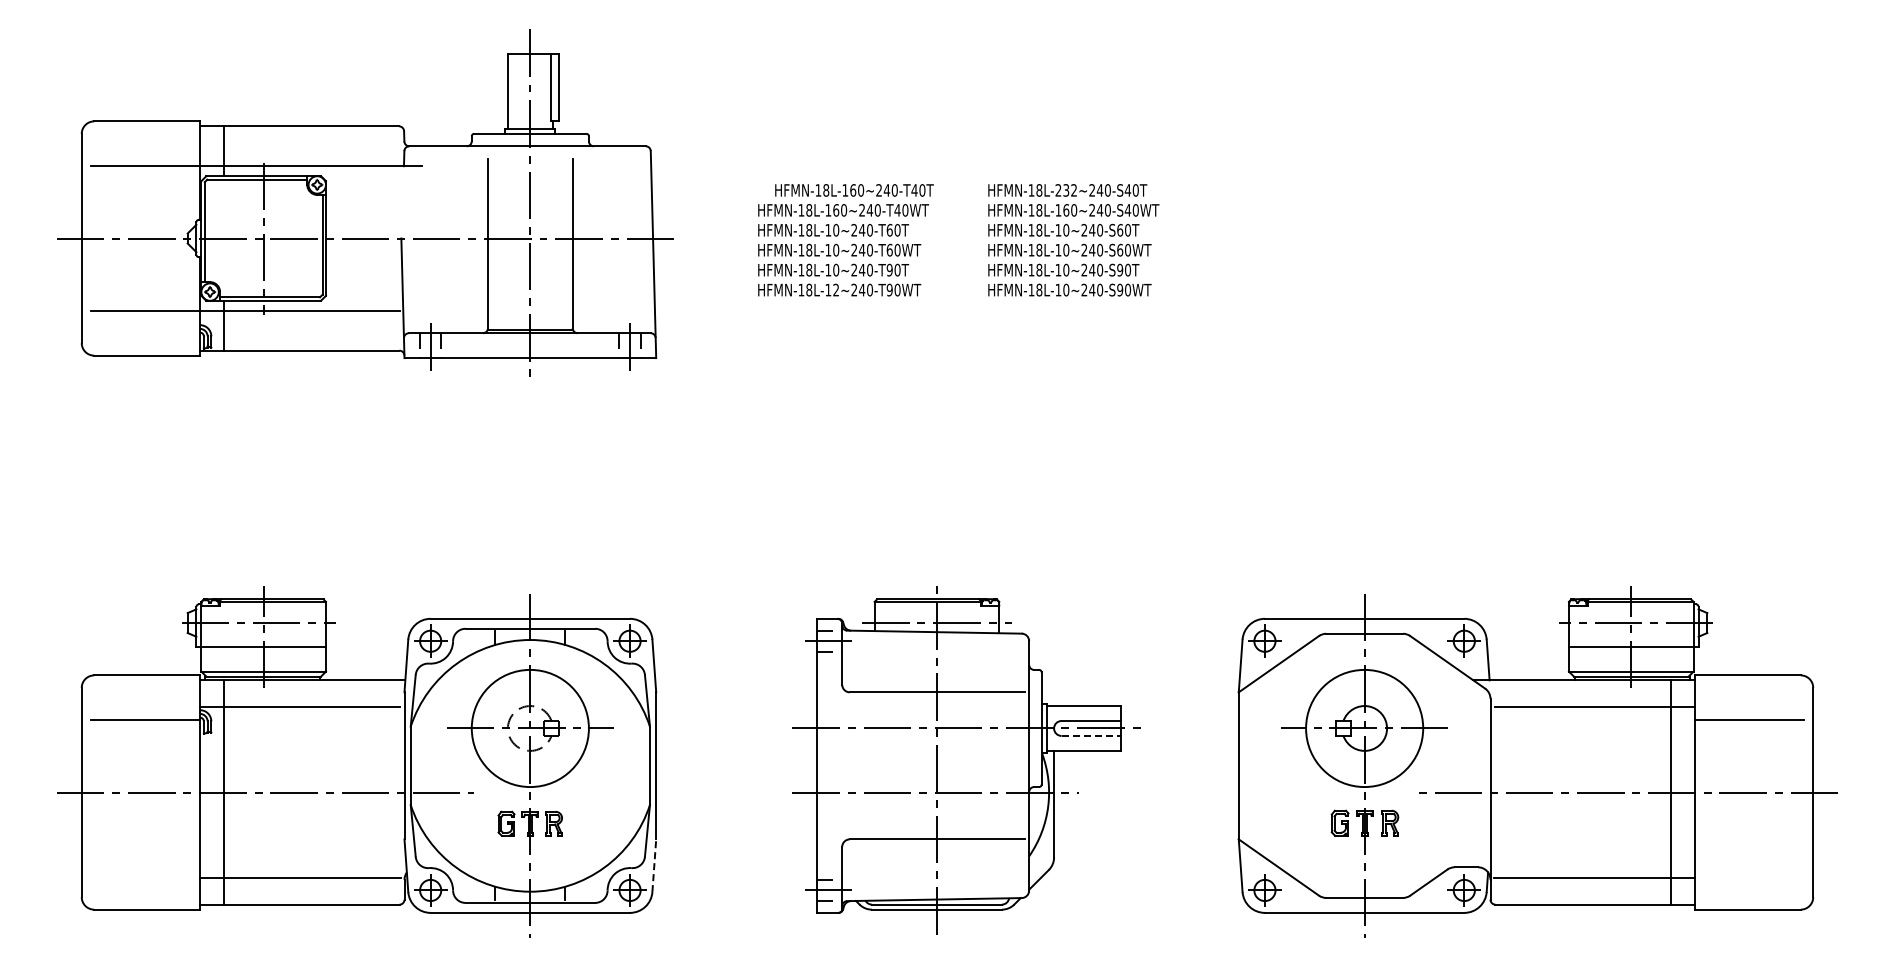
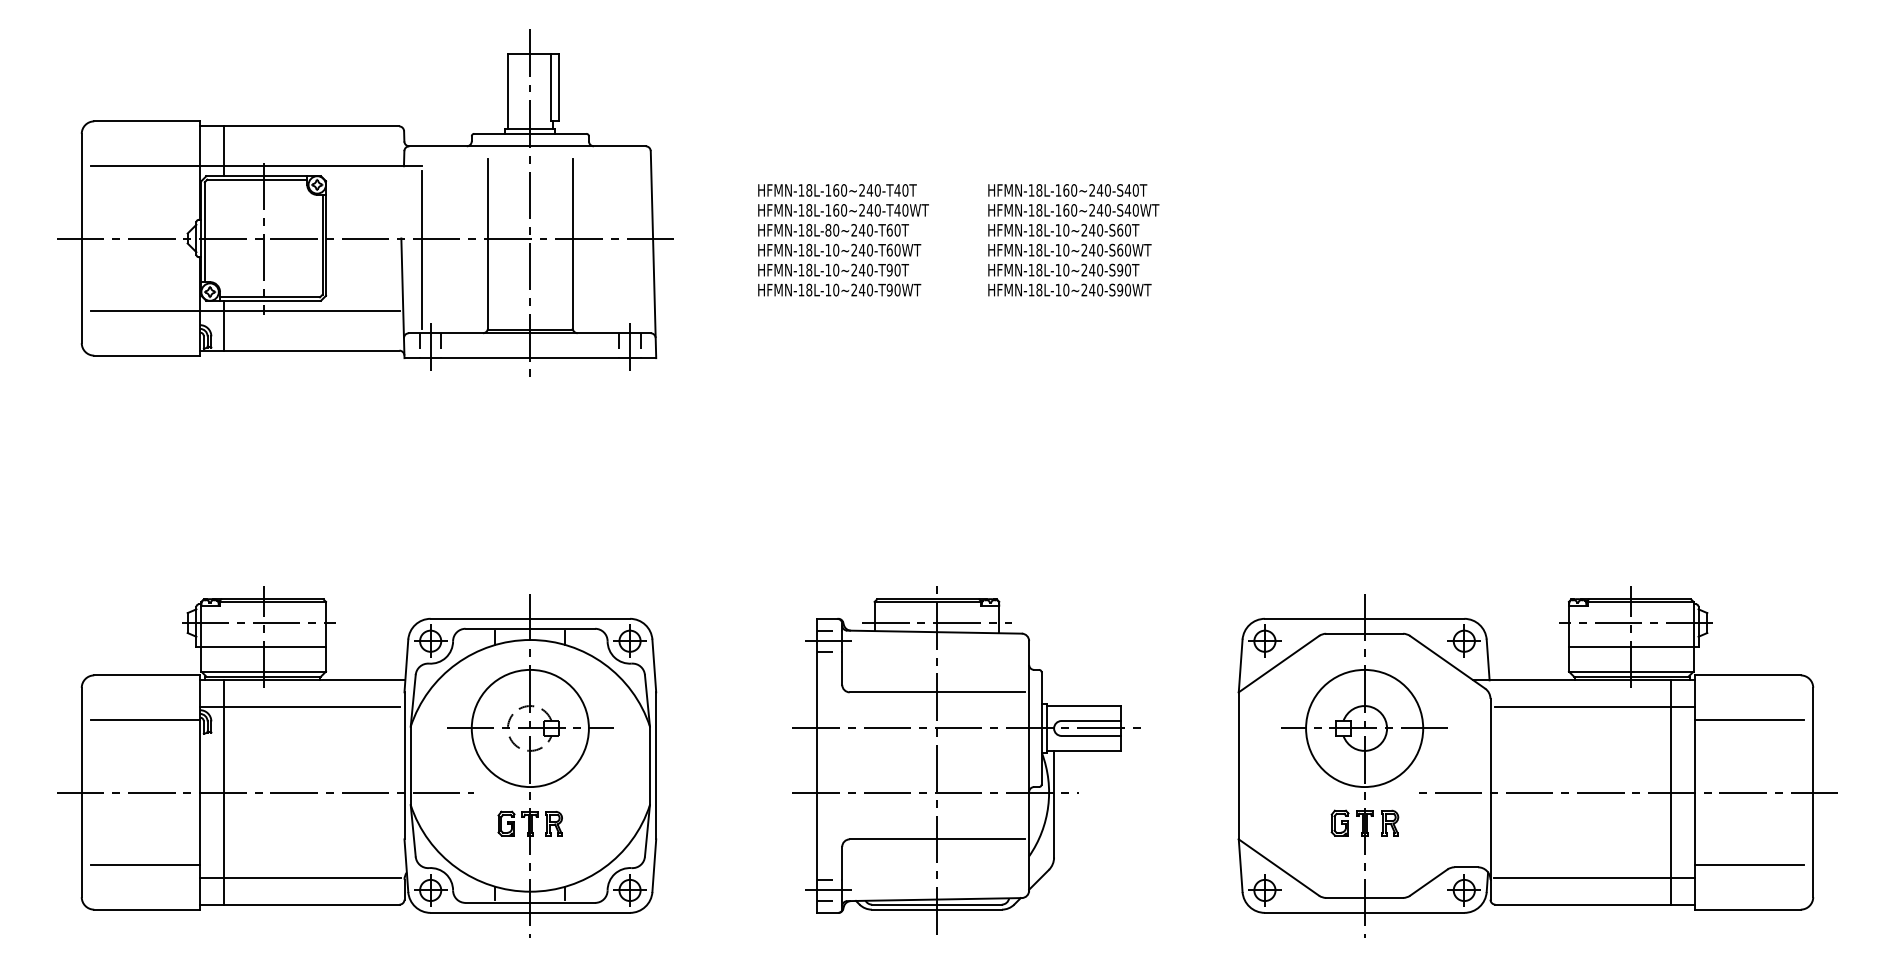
text position: (854, 190) -> (837, 190) (837, 190)
text: HFMN-18L-232~240-S40T -> HFMN-18L-160~240-S40T (1066, 190)
text: HFMN-18L-10~240-T60T -> HFMN-18L-80~240-T60T (828, 229)
line: none -> present (421, 250)
text: HFMN-18L-12~240-T90WT -> HFMN-18L-10~240-T90WT (836, 289)
line: dashed -> solid (1091, 735)
line: none -> present (145, 864)
line: none -> present (1749, 864)
line: dashed -> solid (654, 865)
